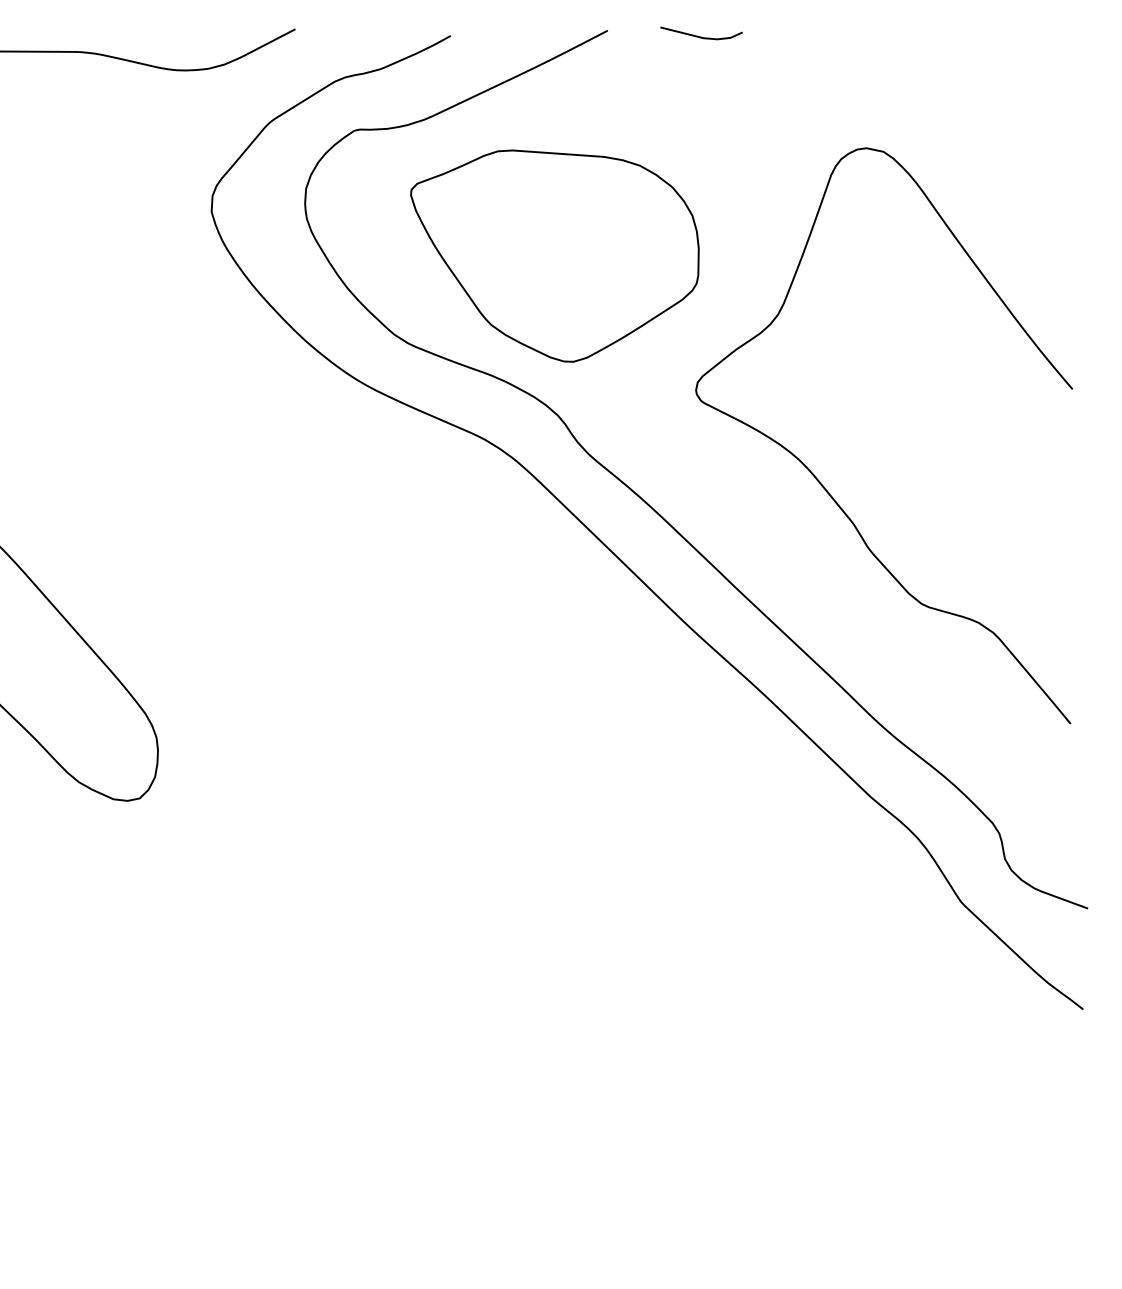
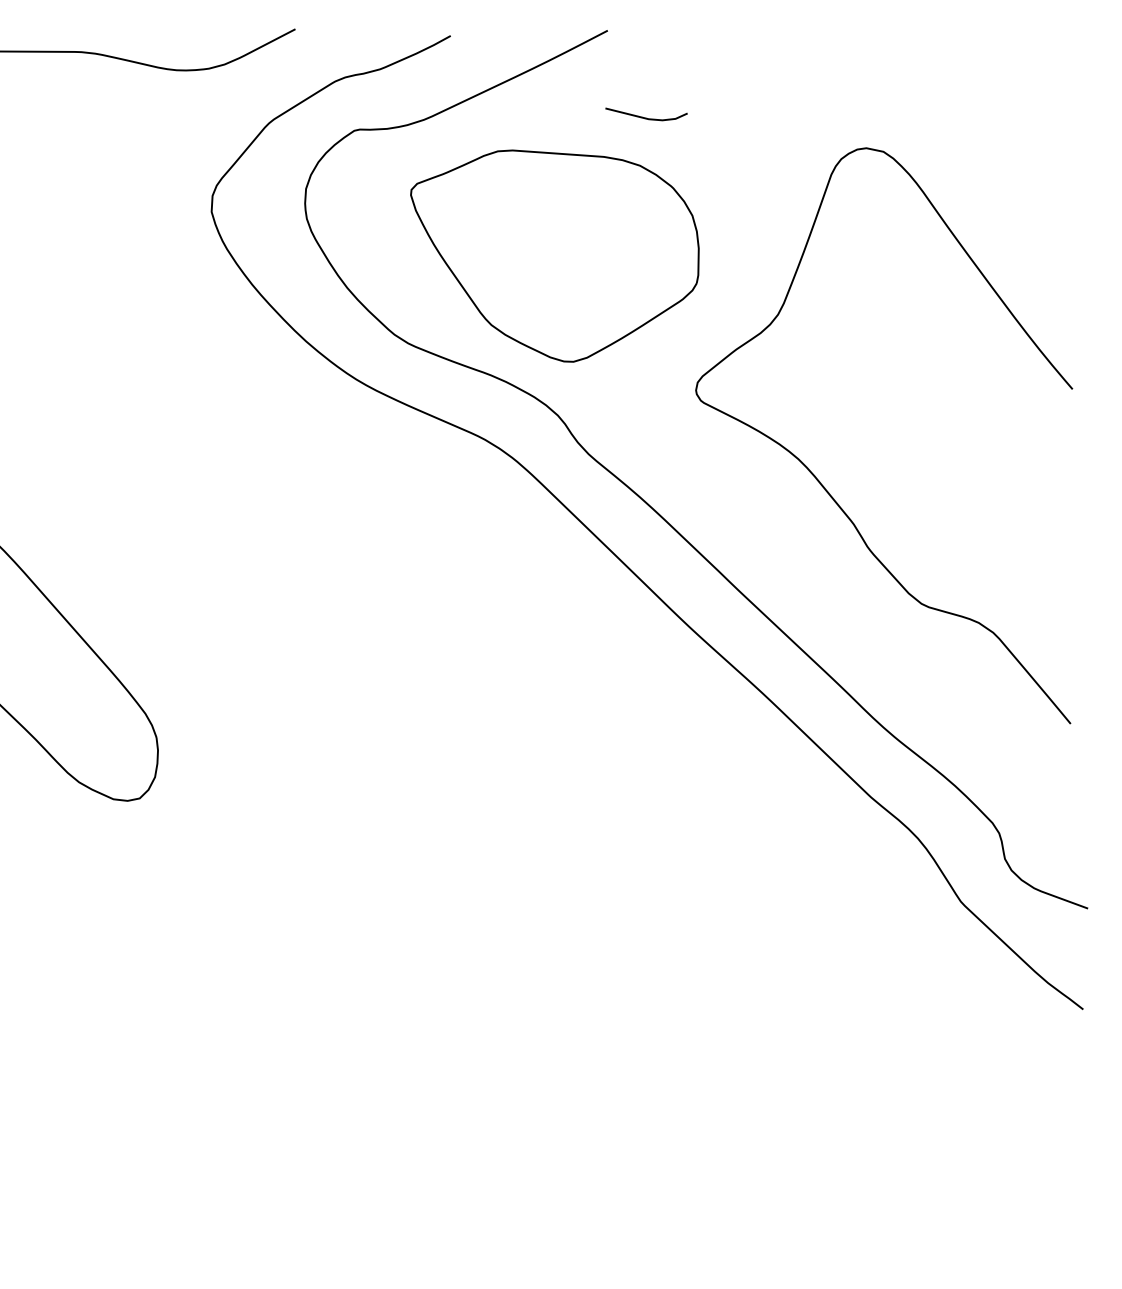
line position: (701, 36) -> (646, 117) (646, 117)
